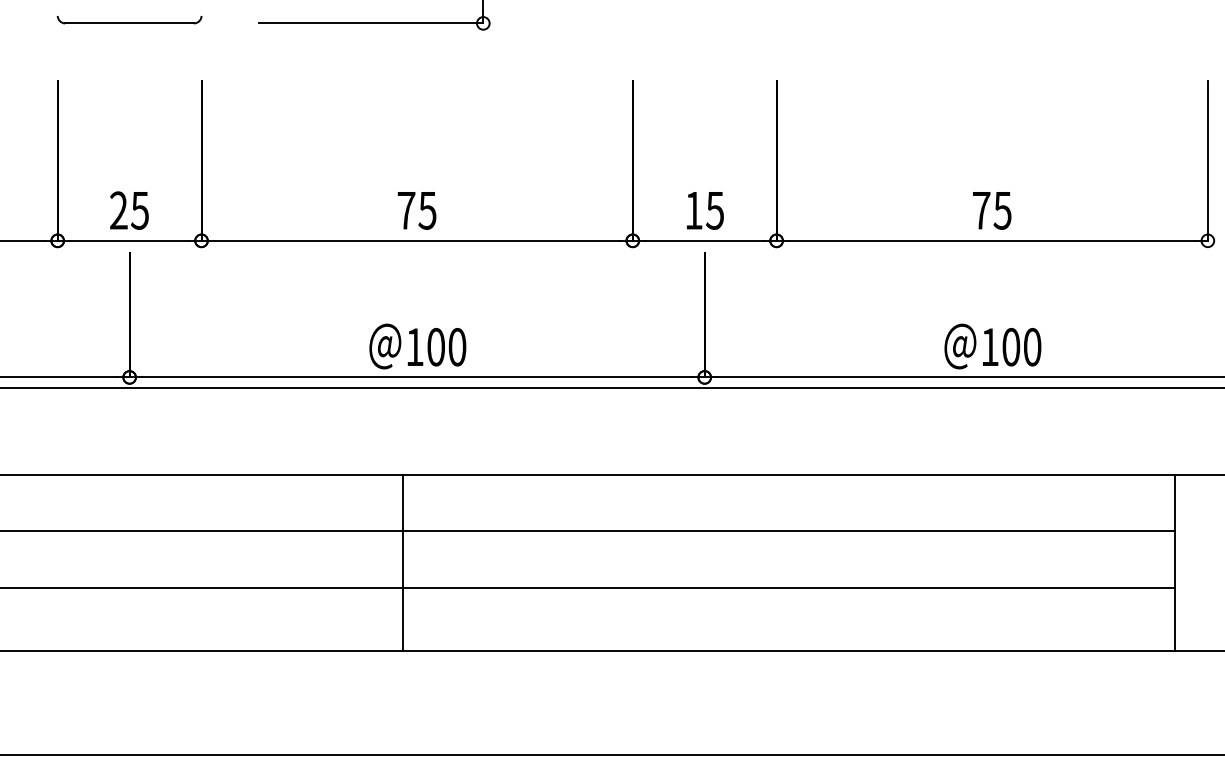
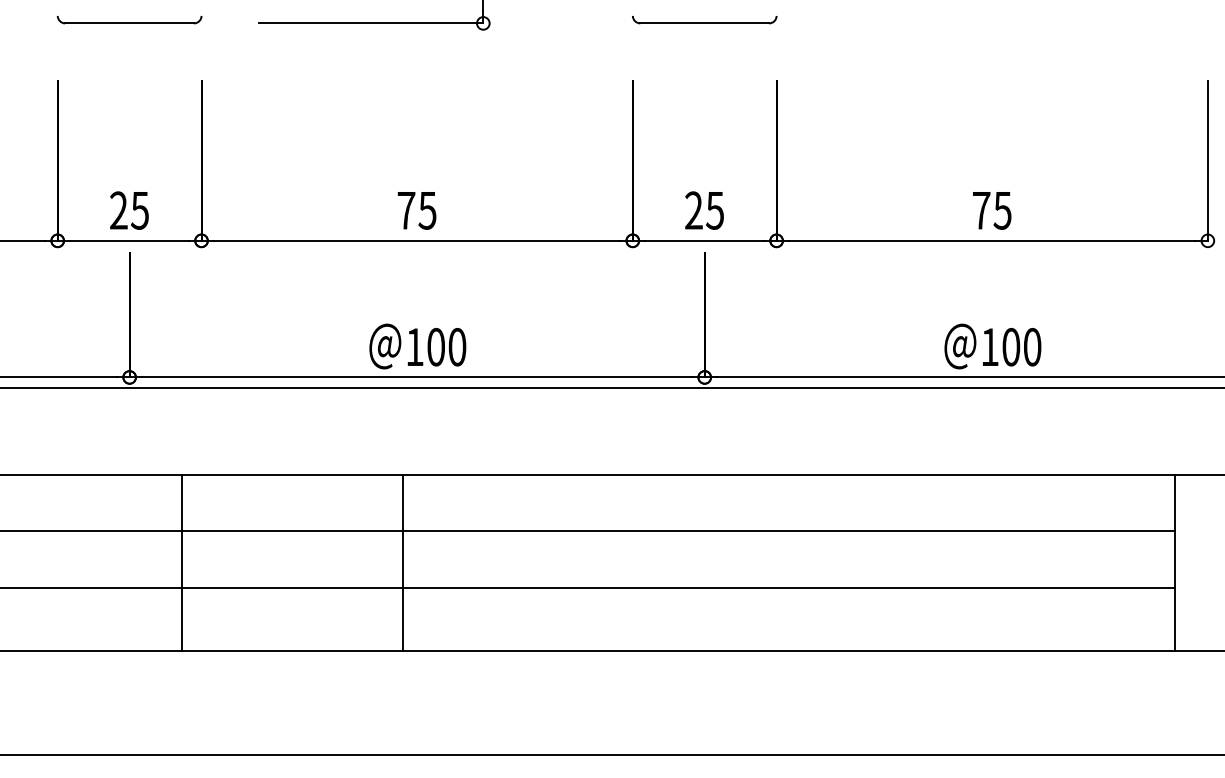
part: none -> present (704, 20)
text: 15 -> 25 (693, 210)
line: none -> present (182, 562)
